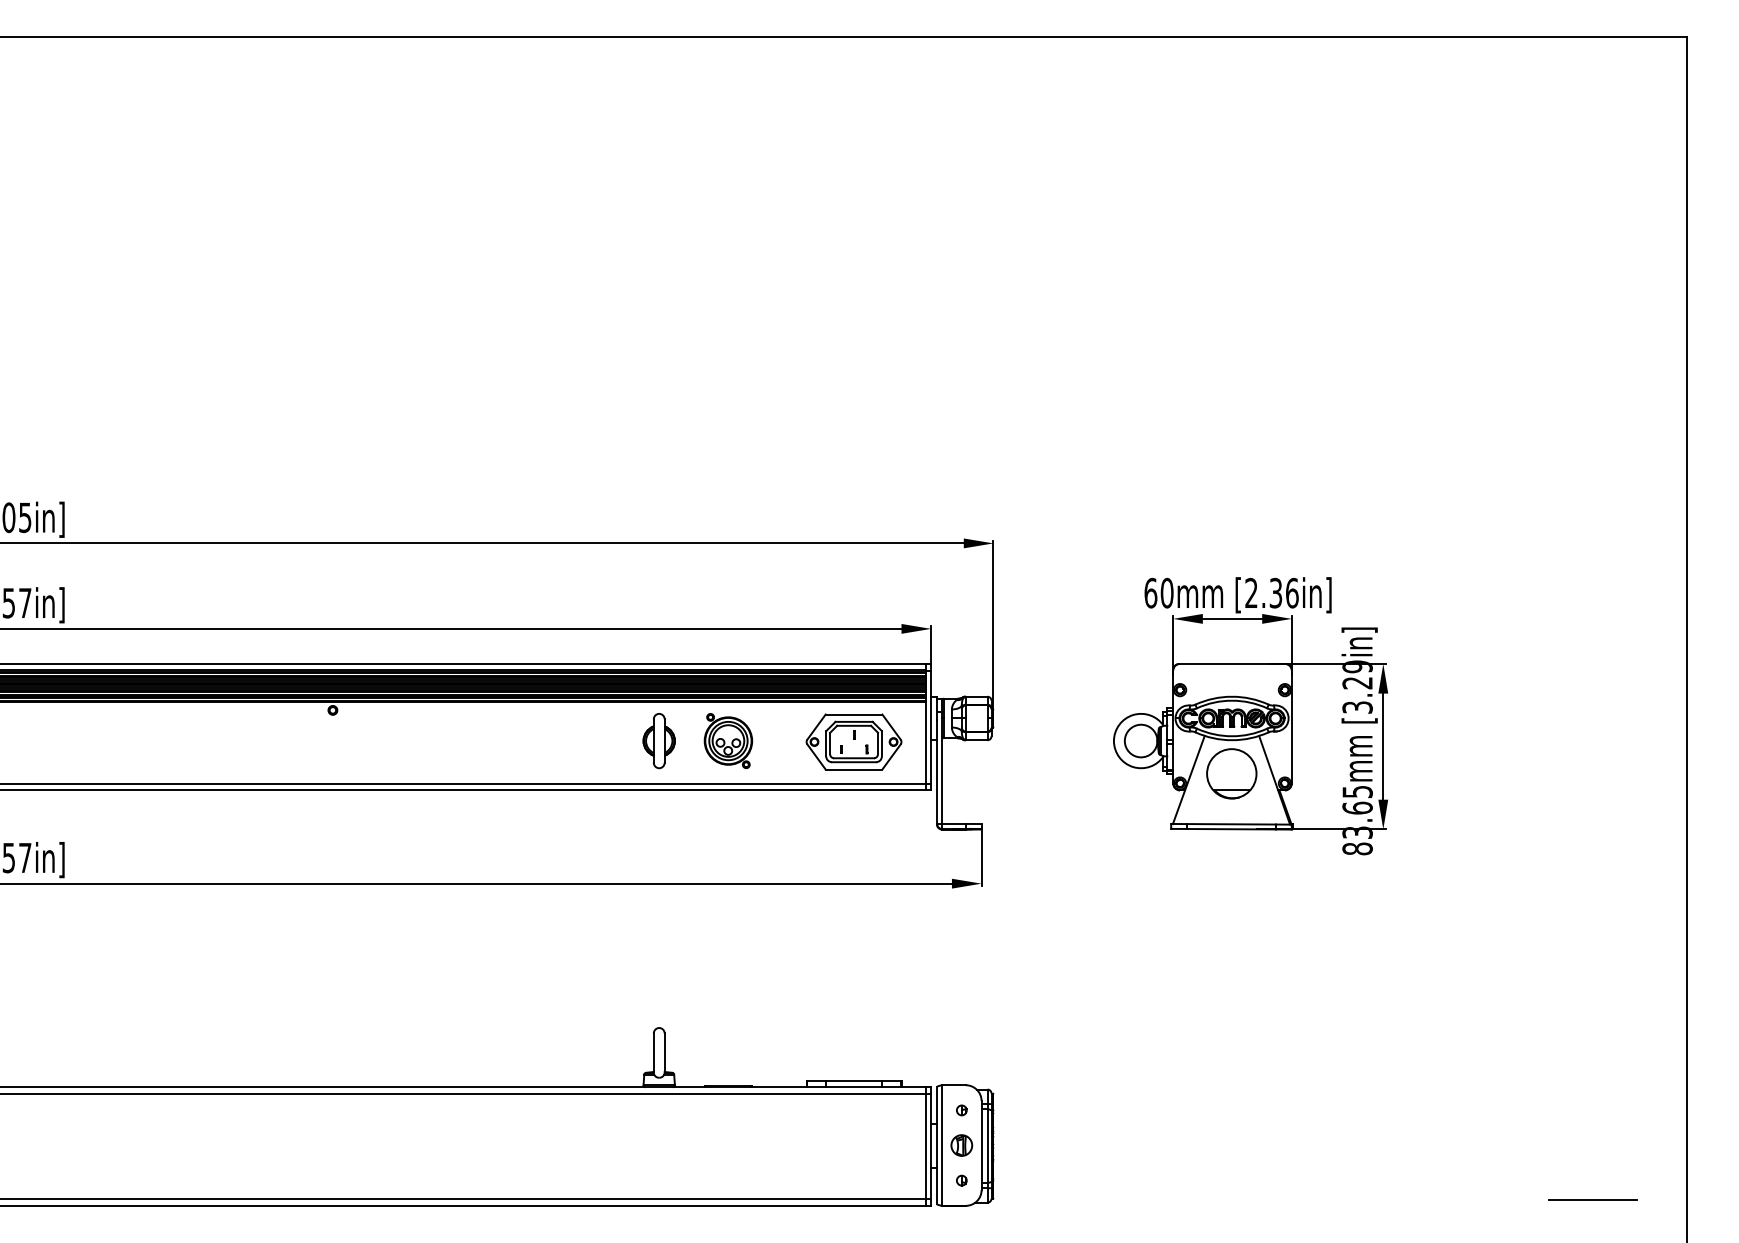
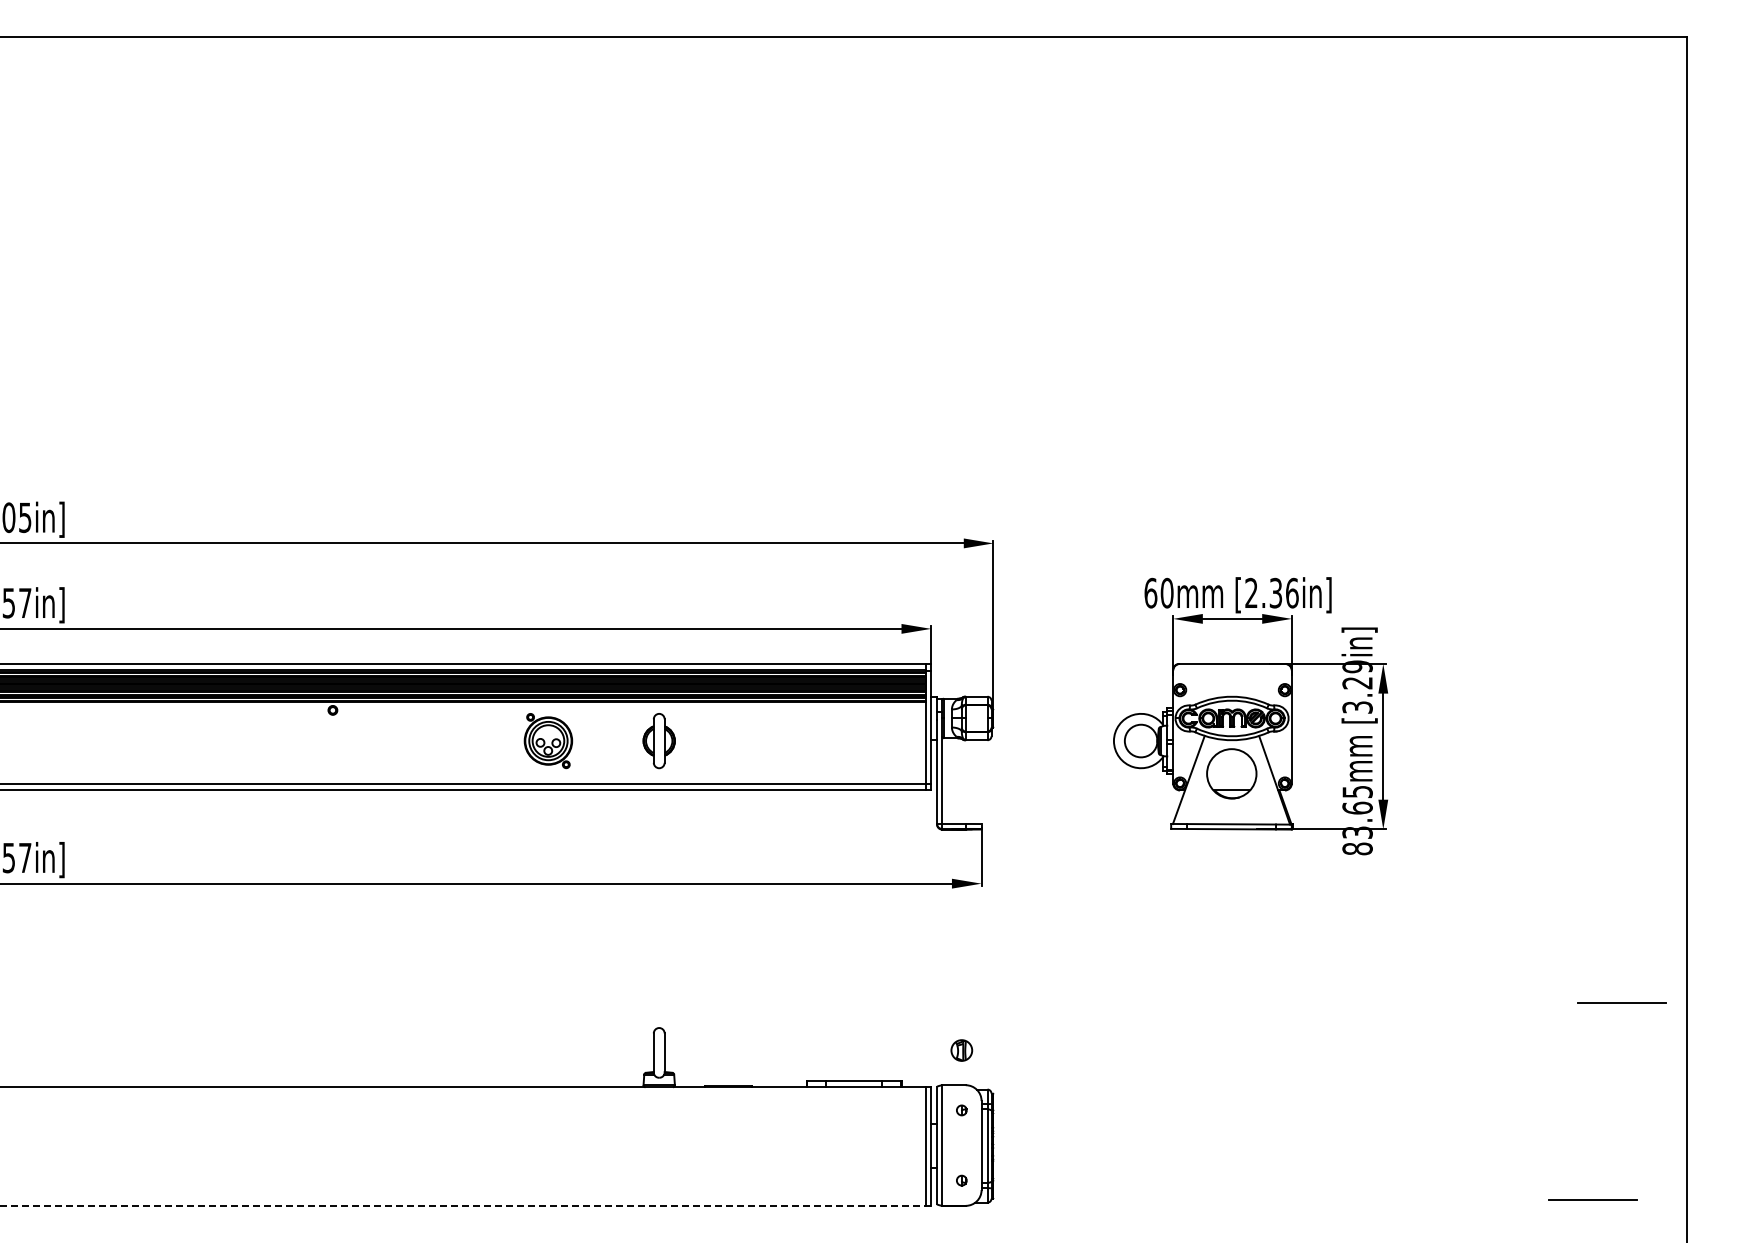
part position: (728, 741) -> (548, 741) (548, 741)
part: present -> none (853, 741)
line: none -> present (1621, 1002)
line: present -> none (466, 1094)
part position: (961, 1145) -> (961, 1050) (961, 1050)
line: present -> none (466, 1198)
line: solid -> dashed (466, 1205)
